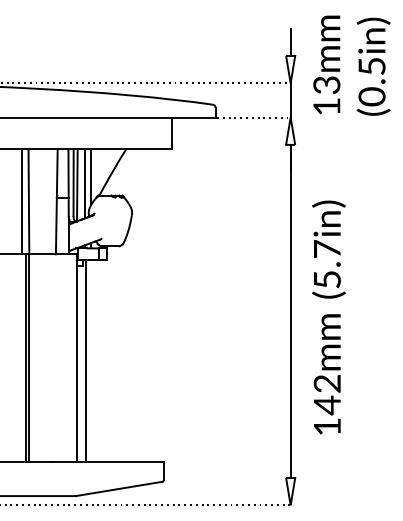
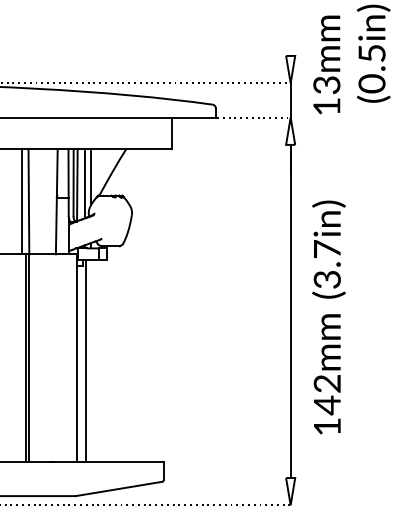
line: present -> none (290, 41)
text position: (373, 66) -> (373, 53) (373, 53)
text: (5.7in) -> (3.7in) (326, 279)
